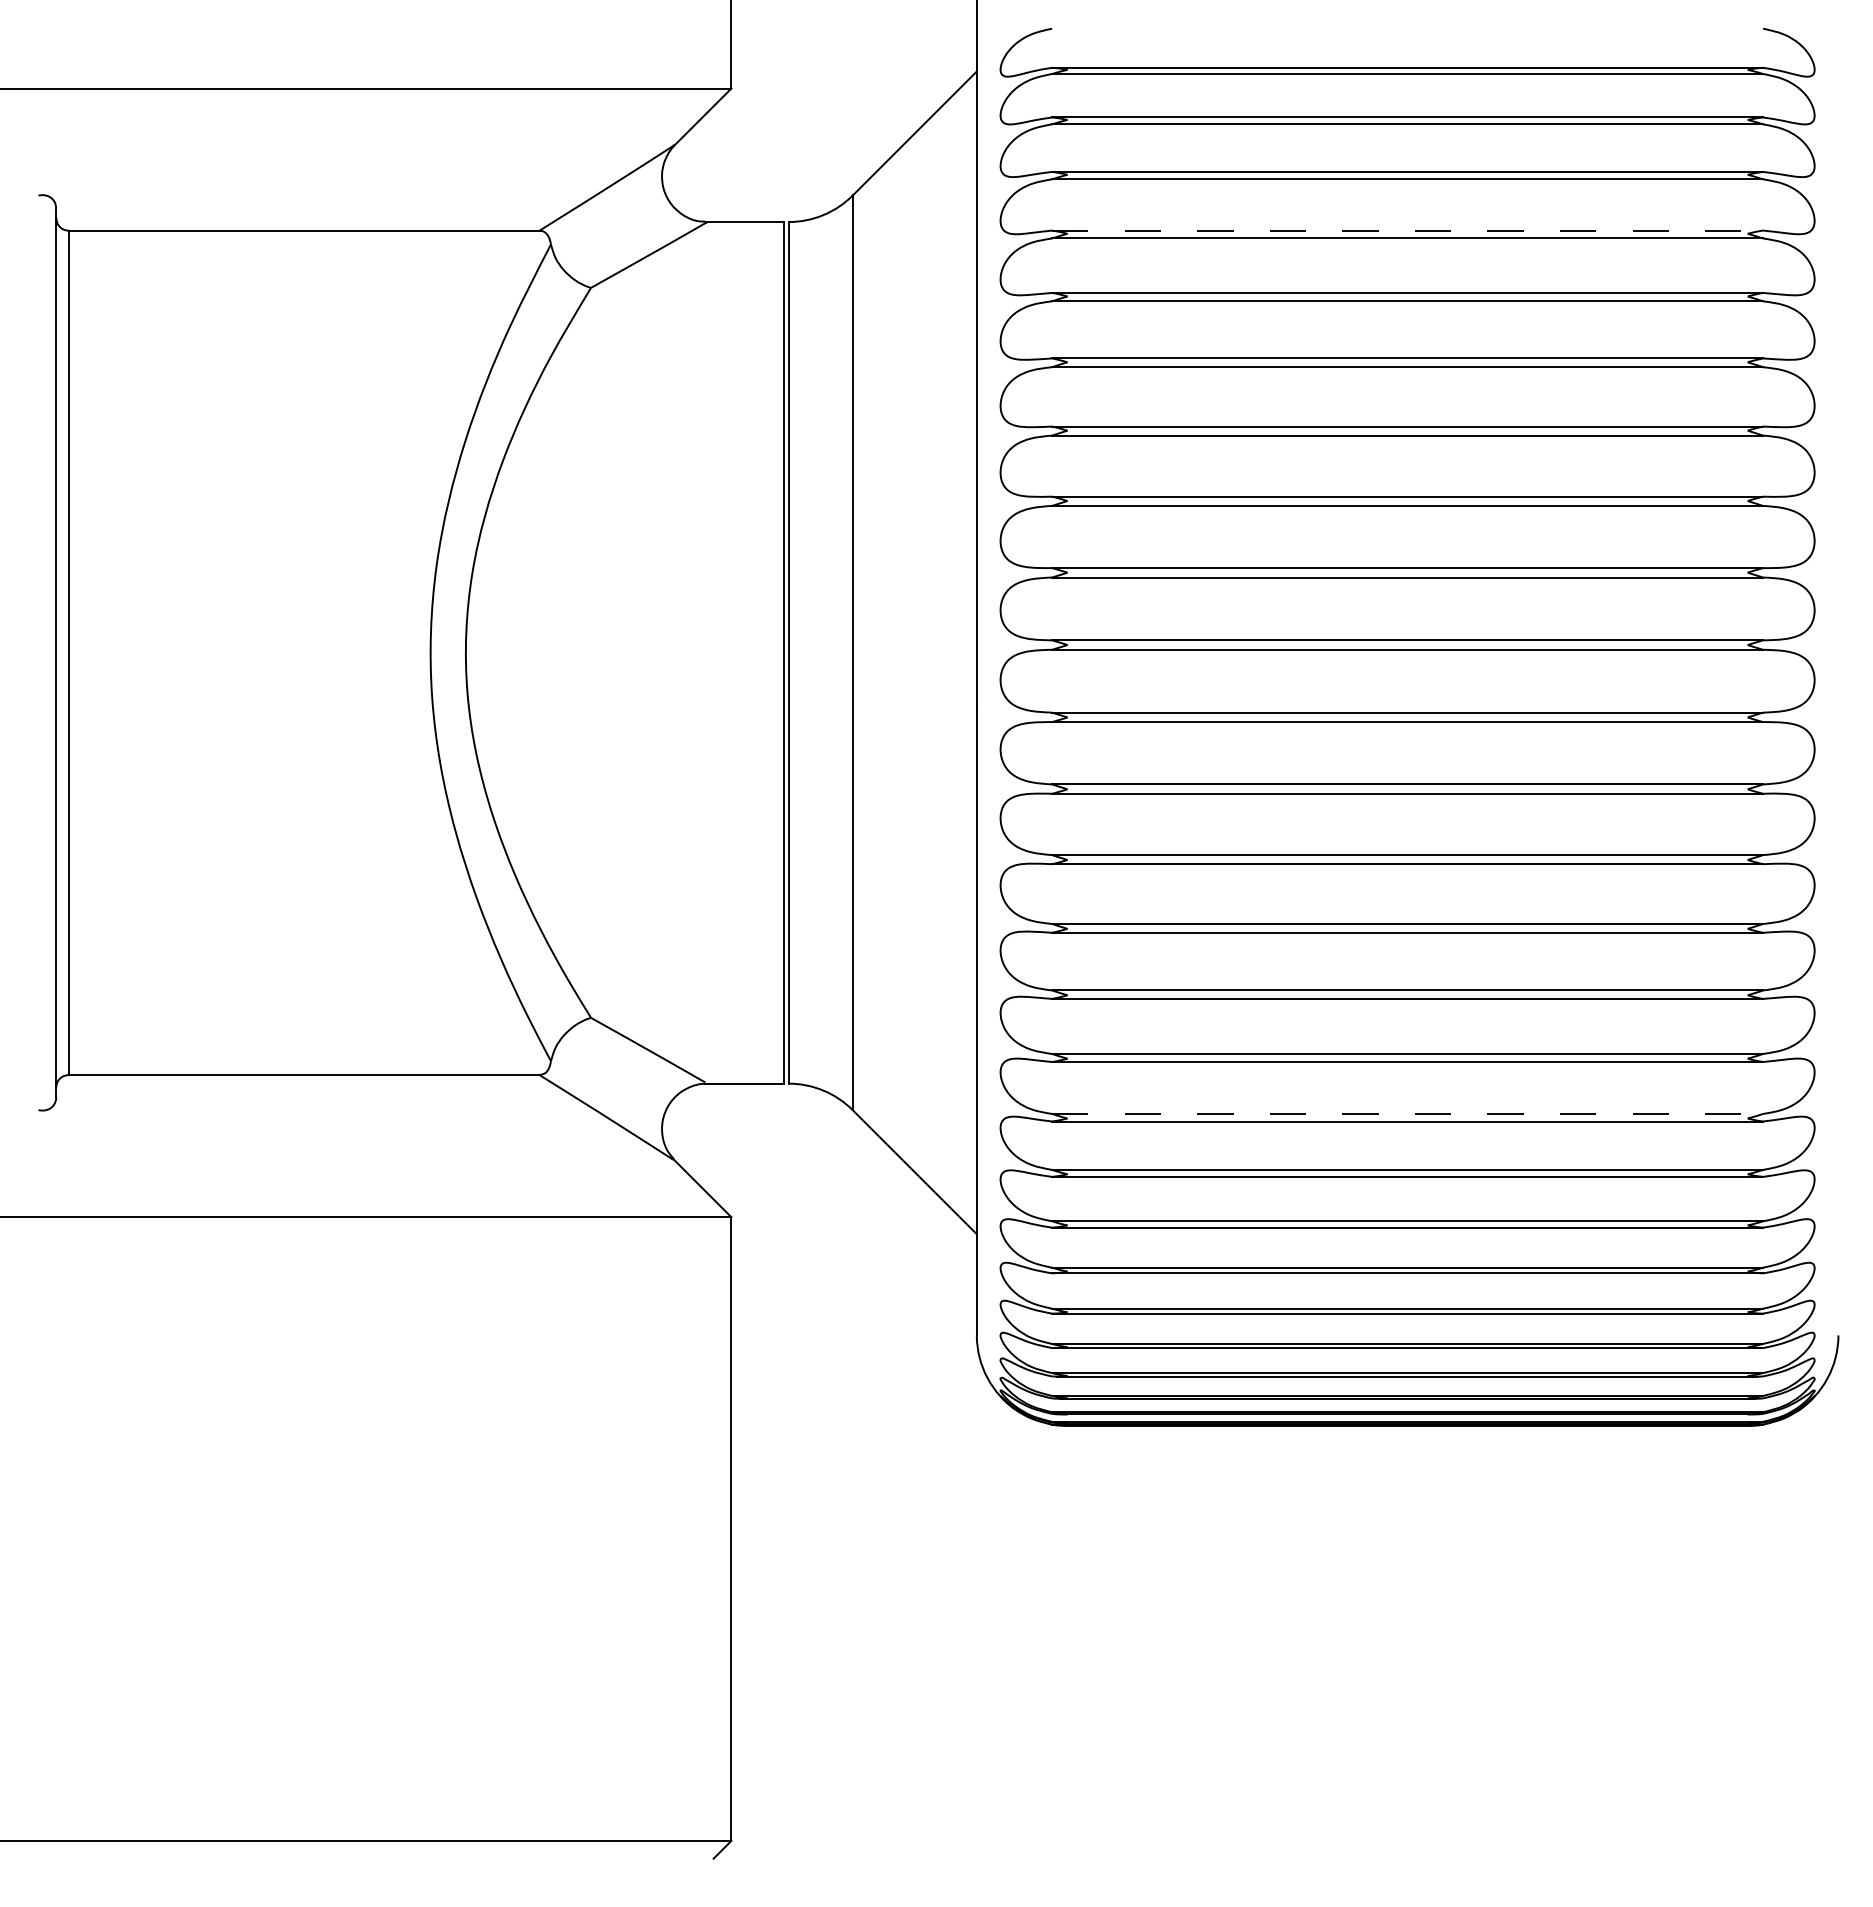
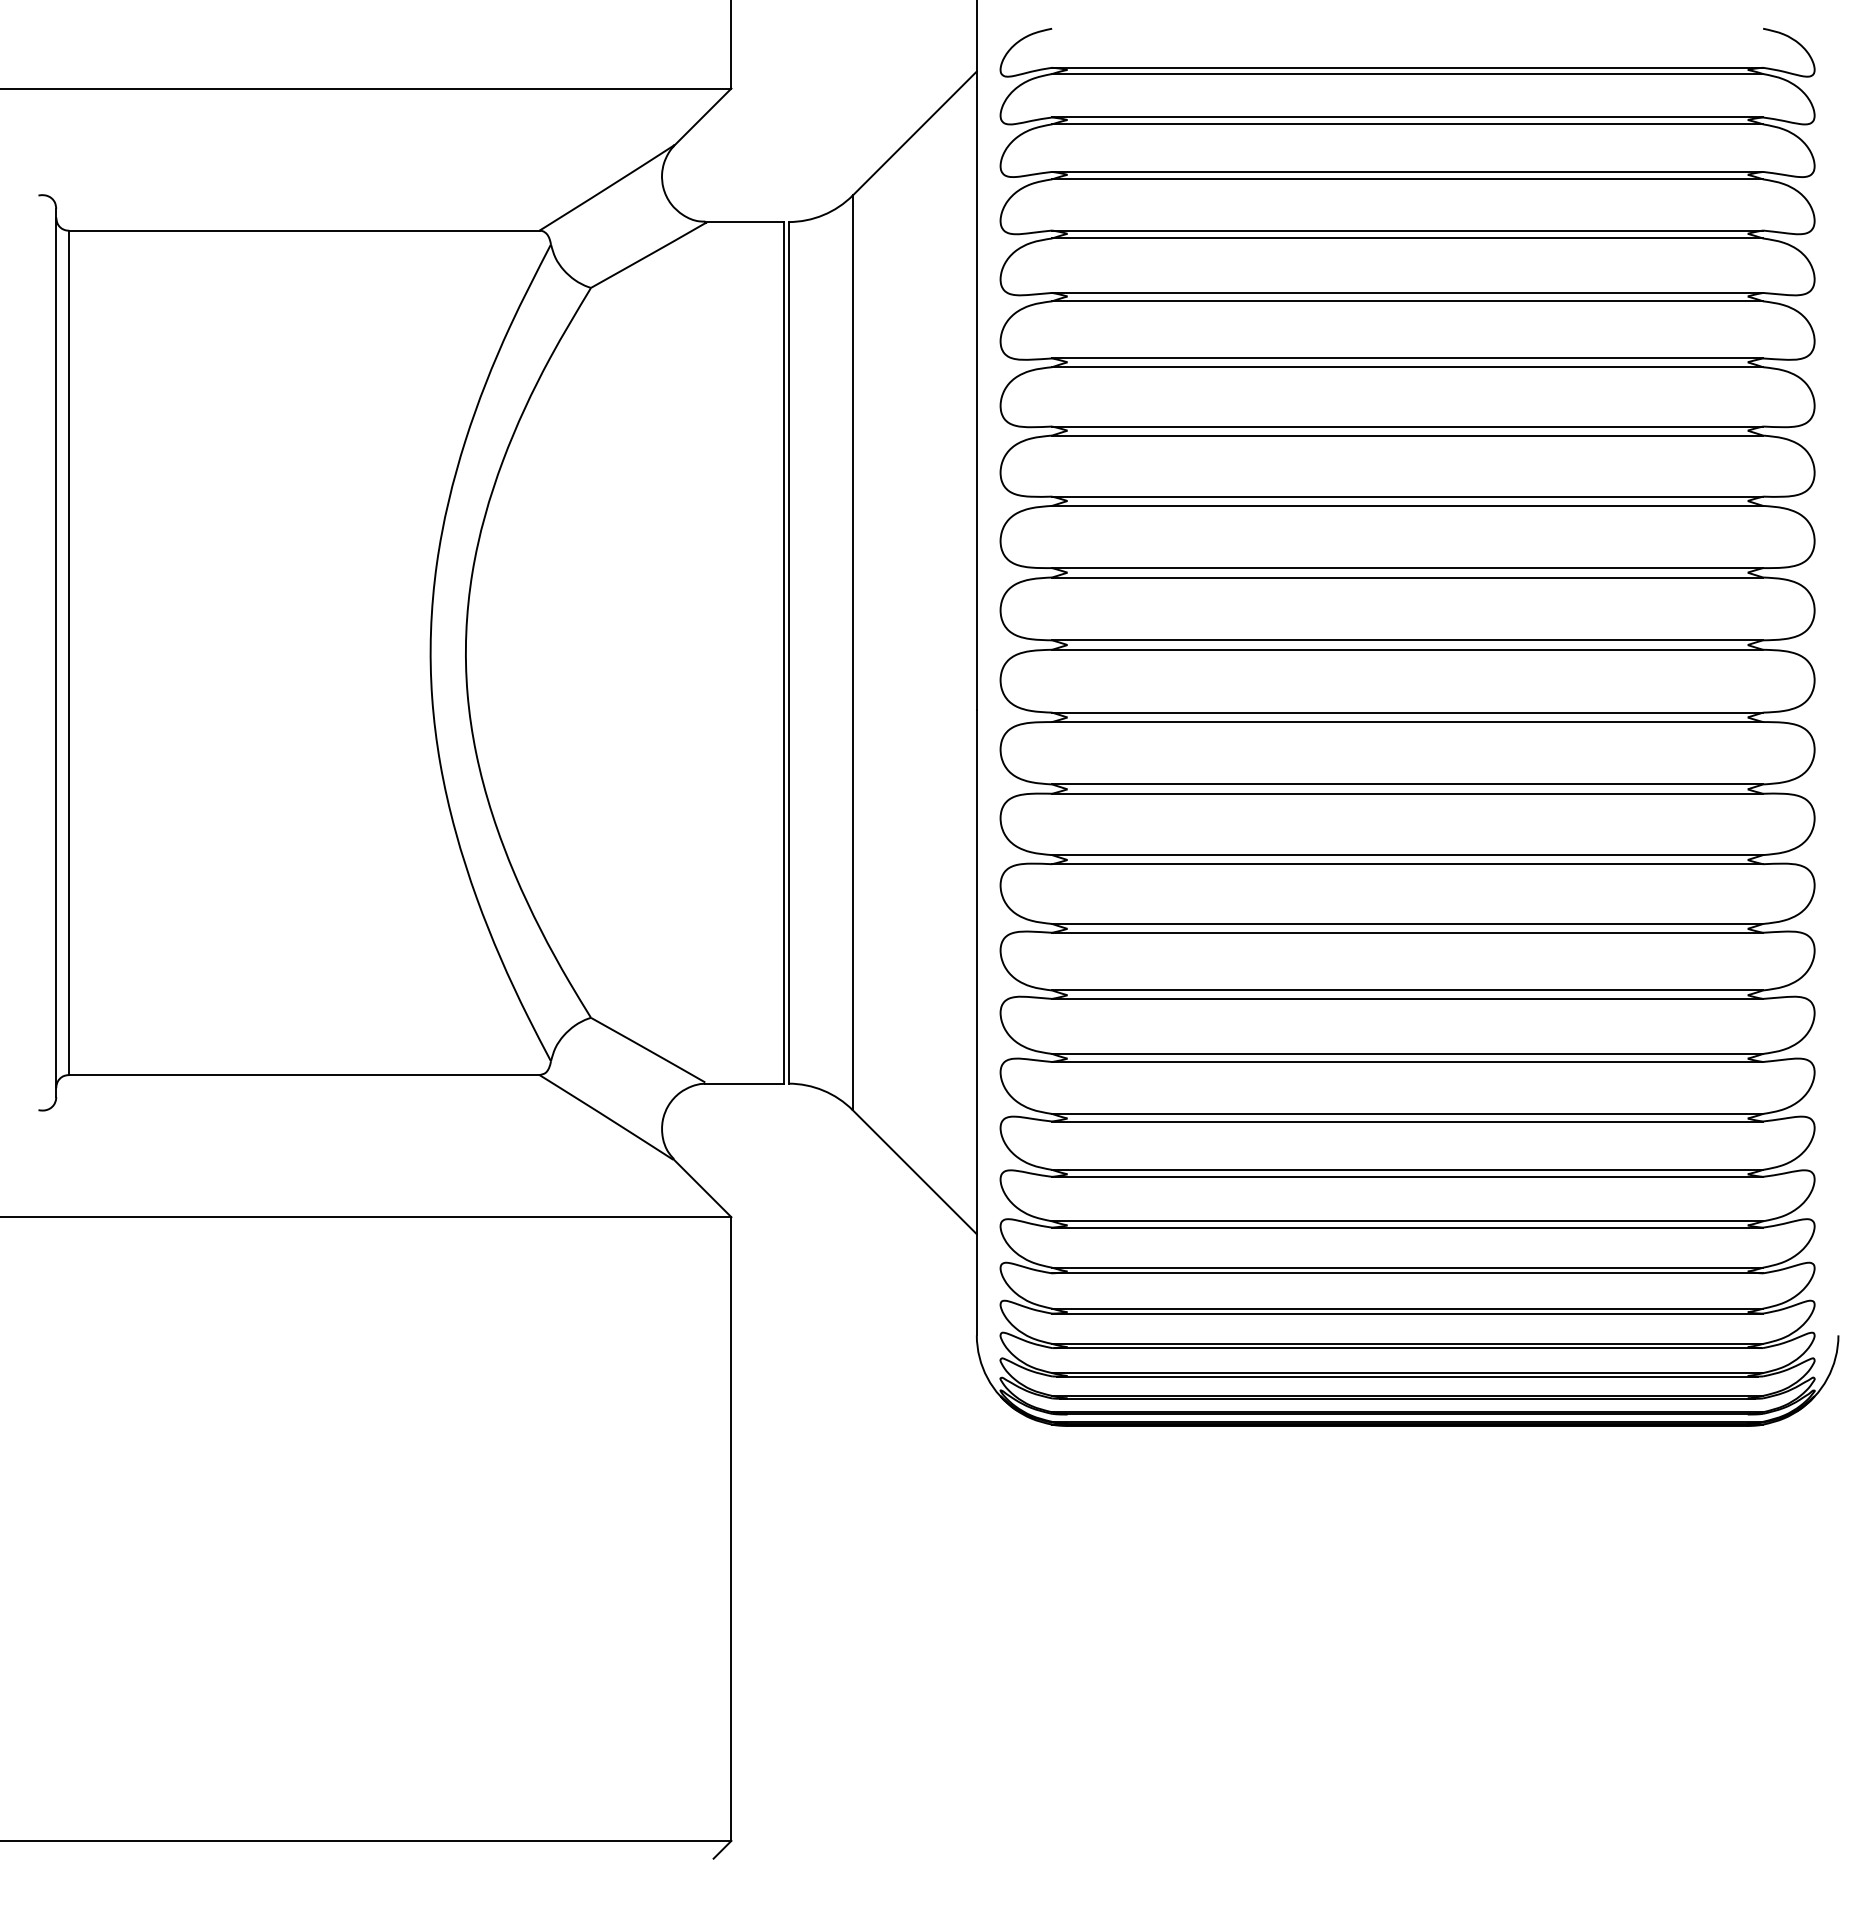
line: dashed -> solid (1408, 230)
line: dashed -> solid (1408, 1113)
